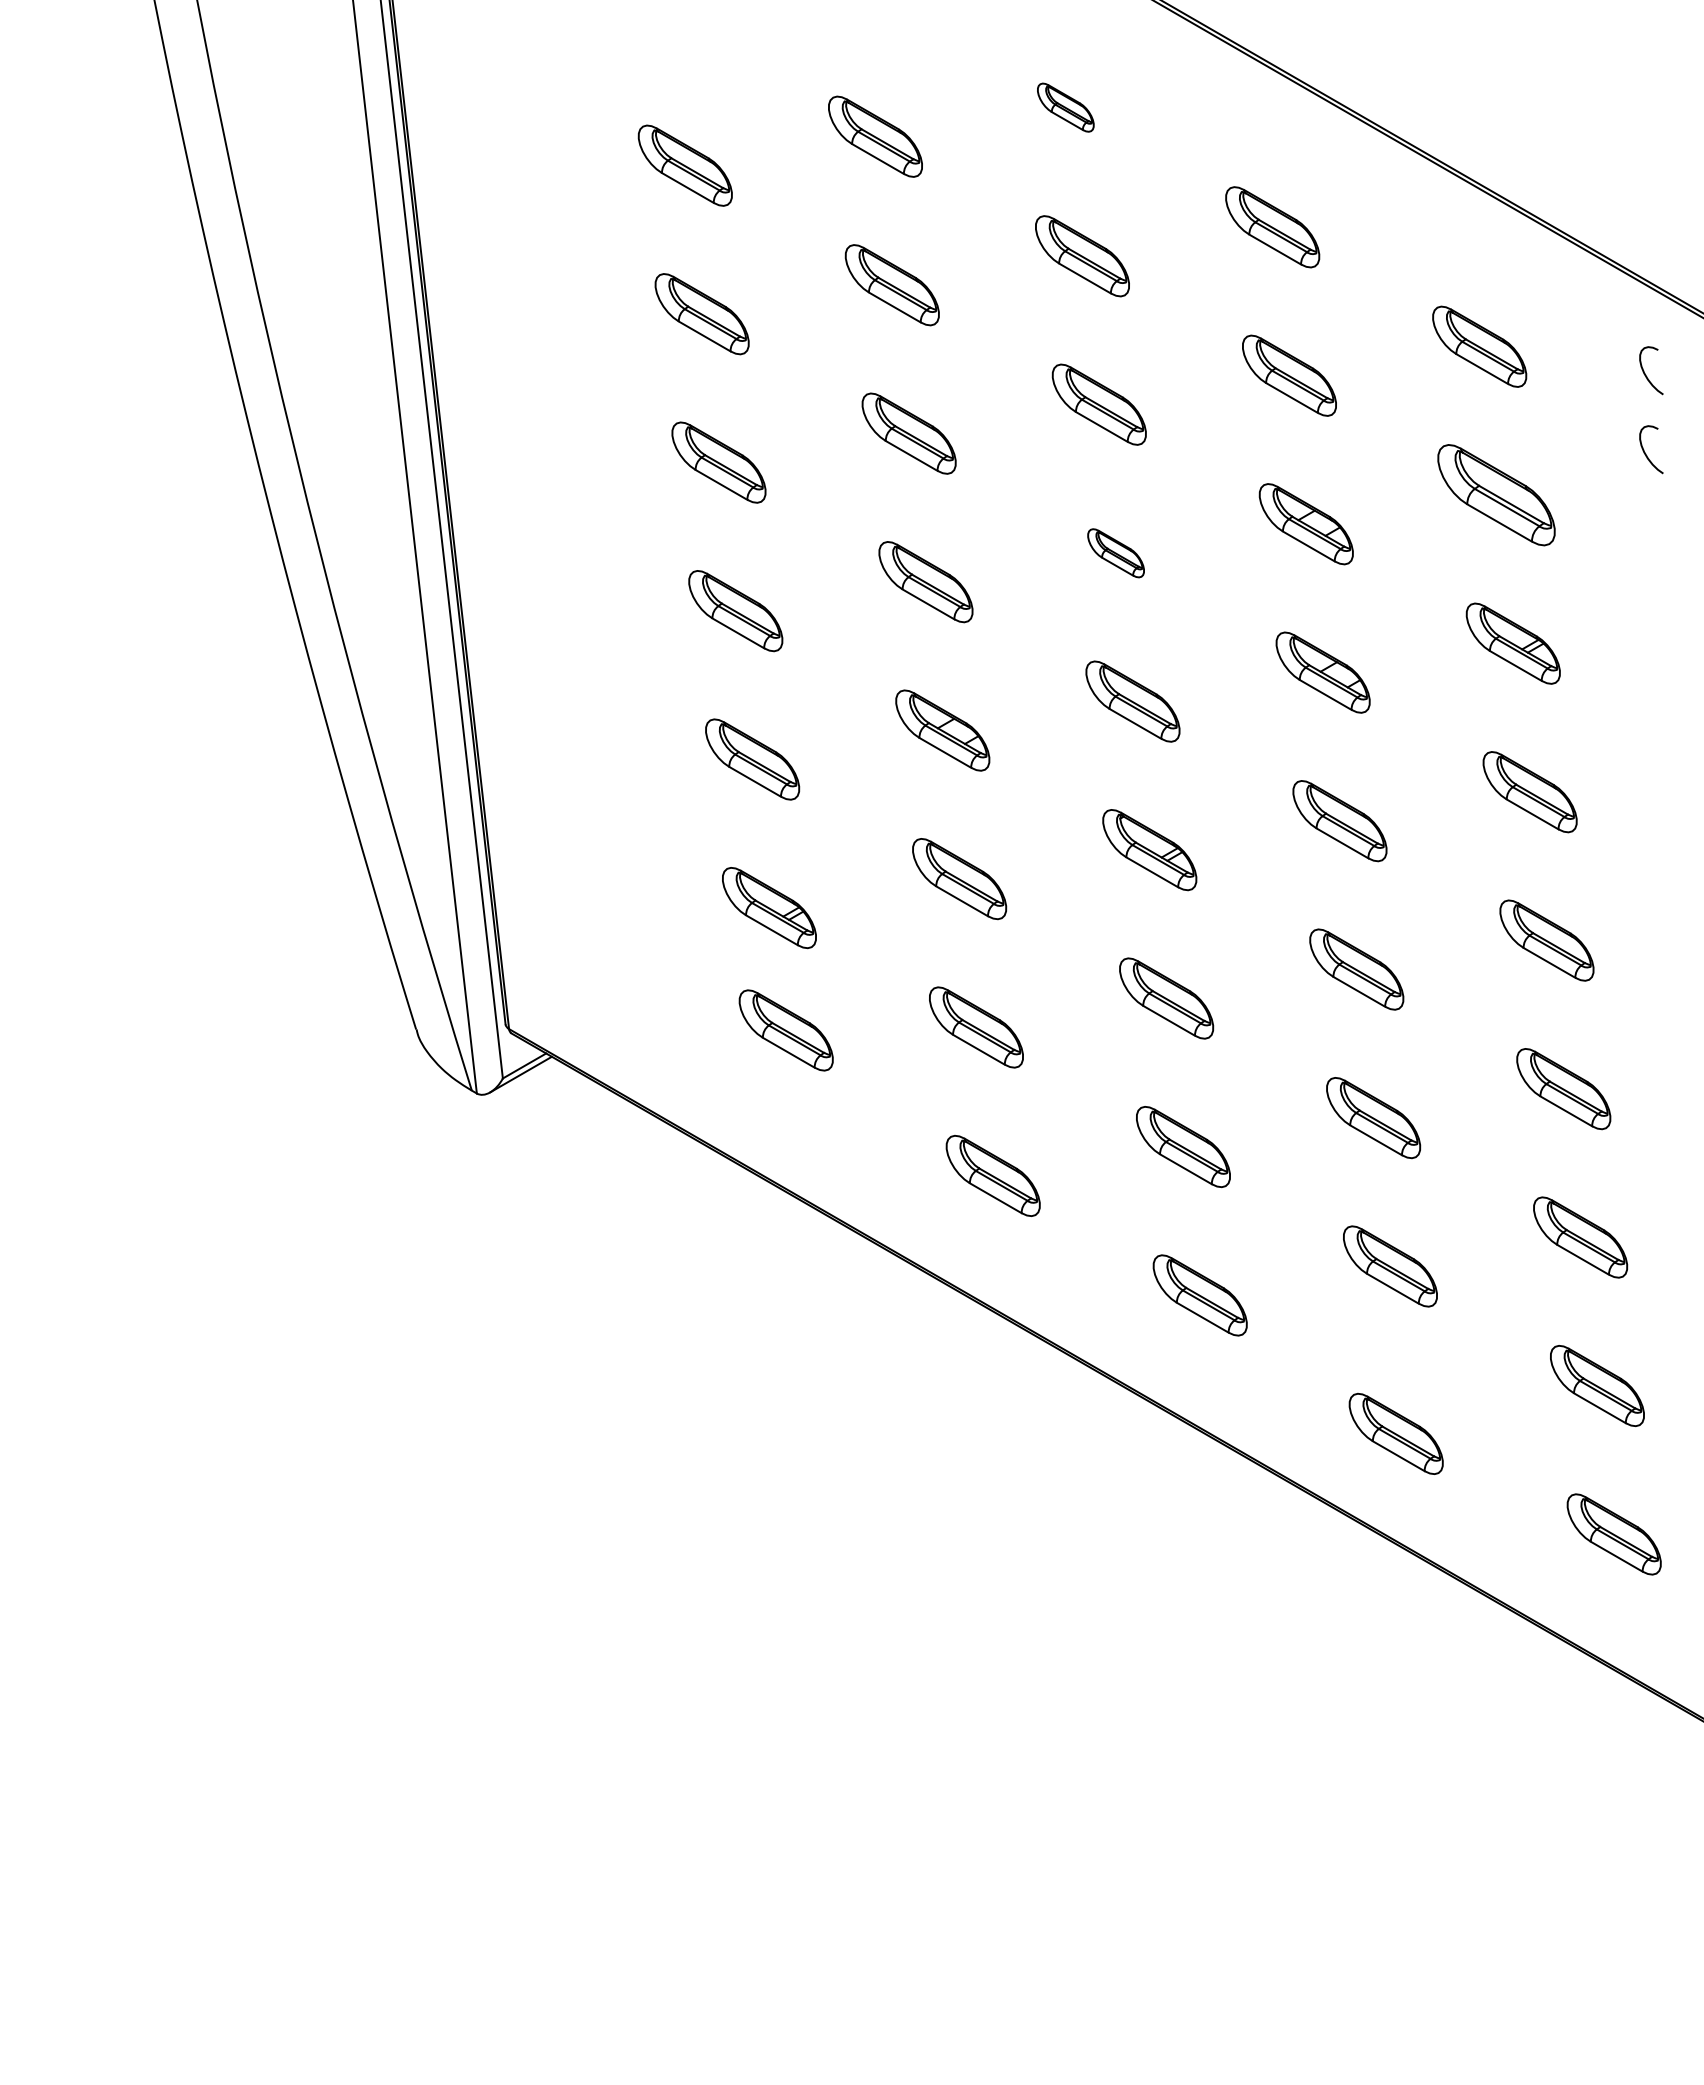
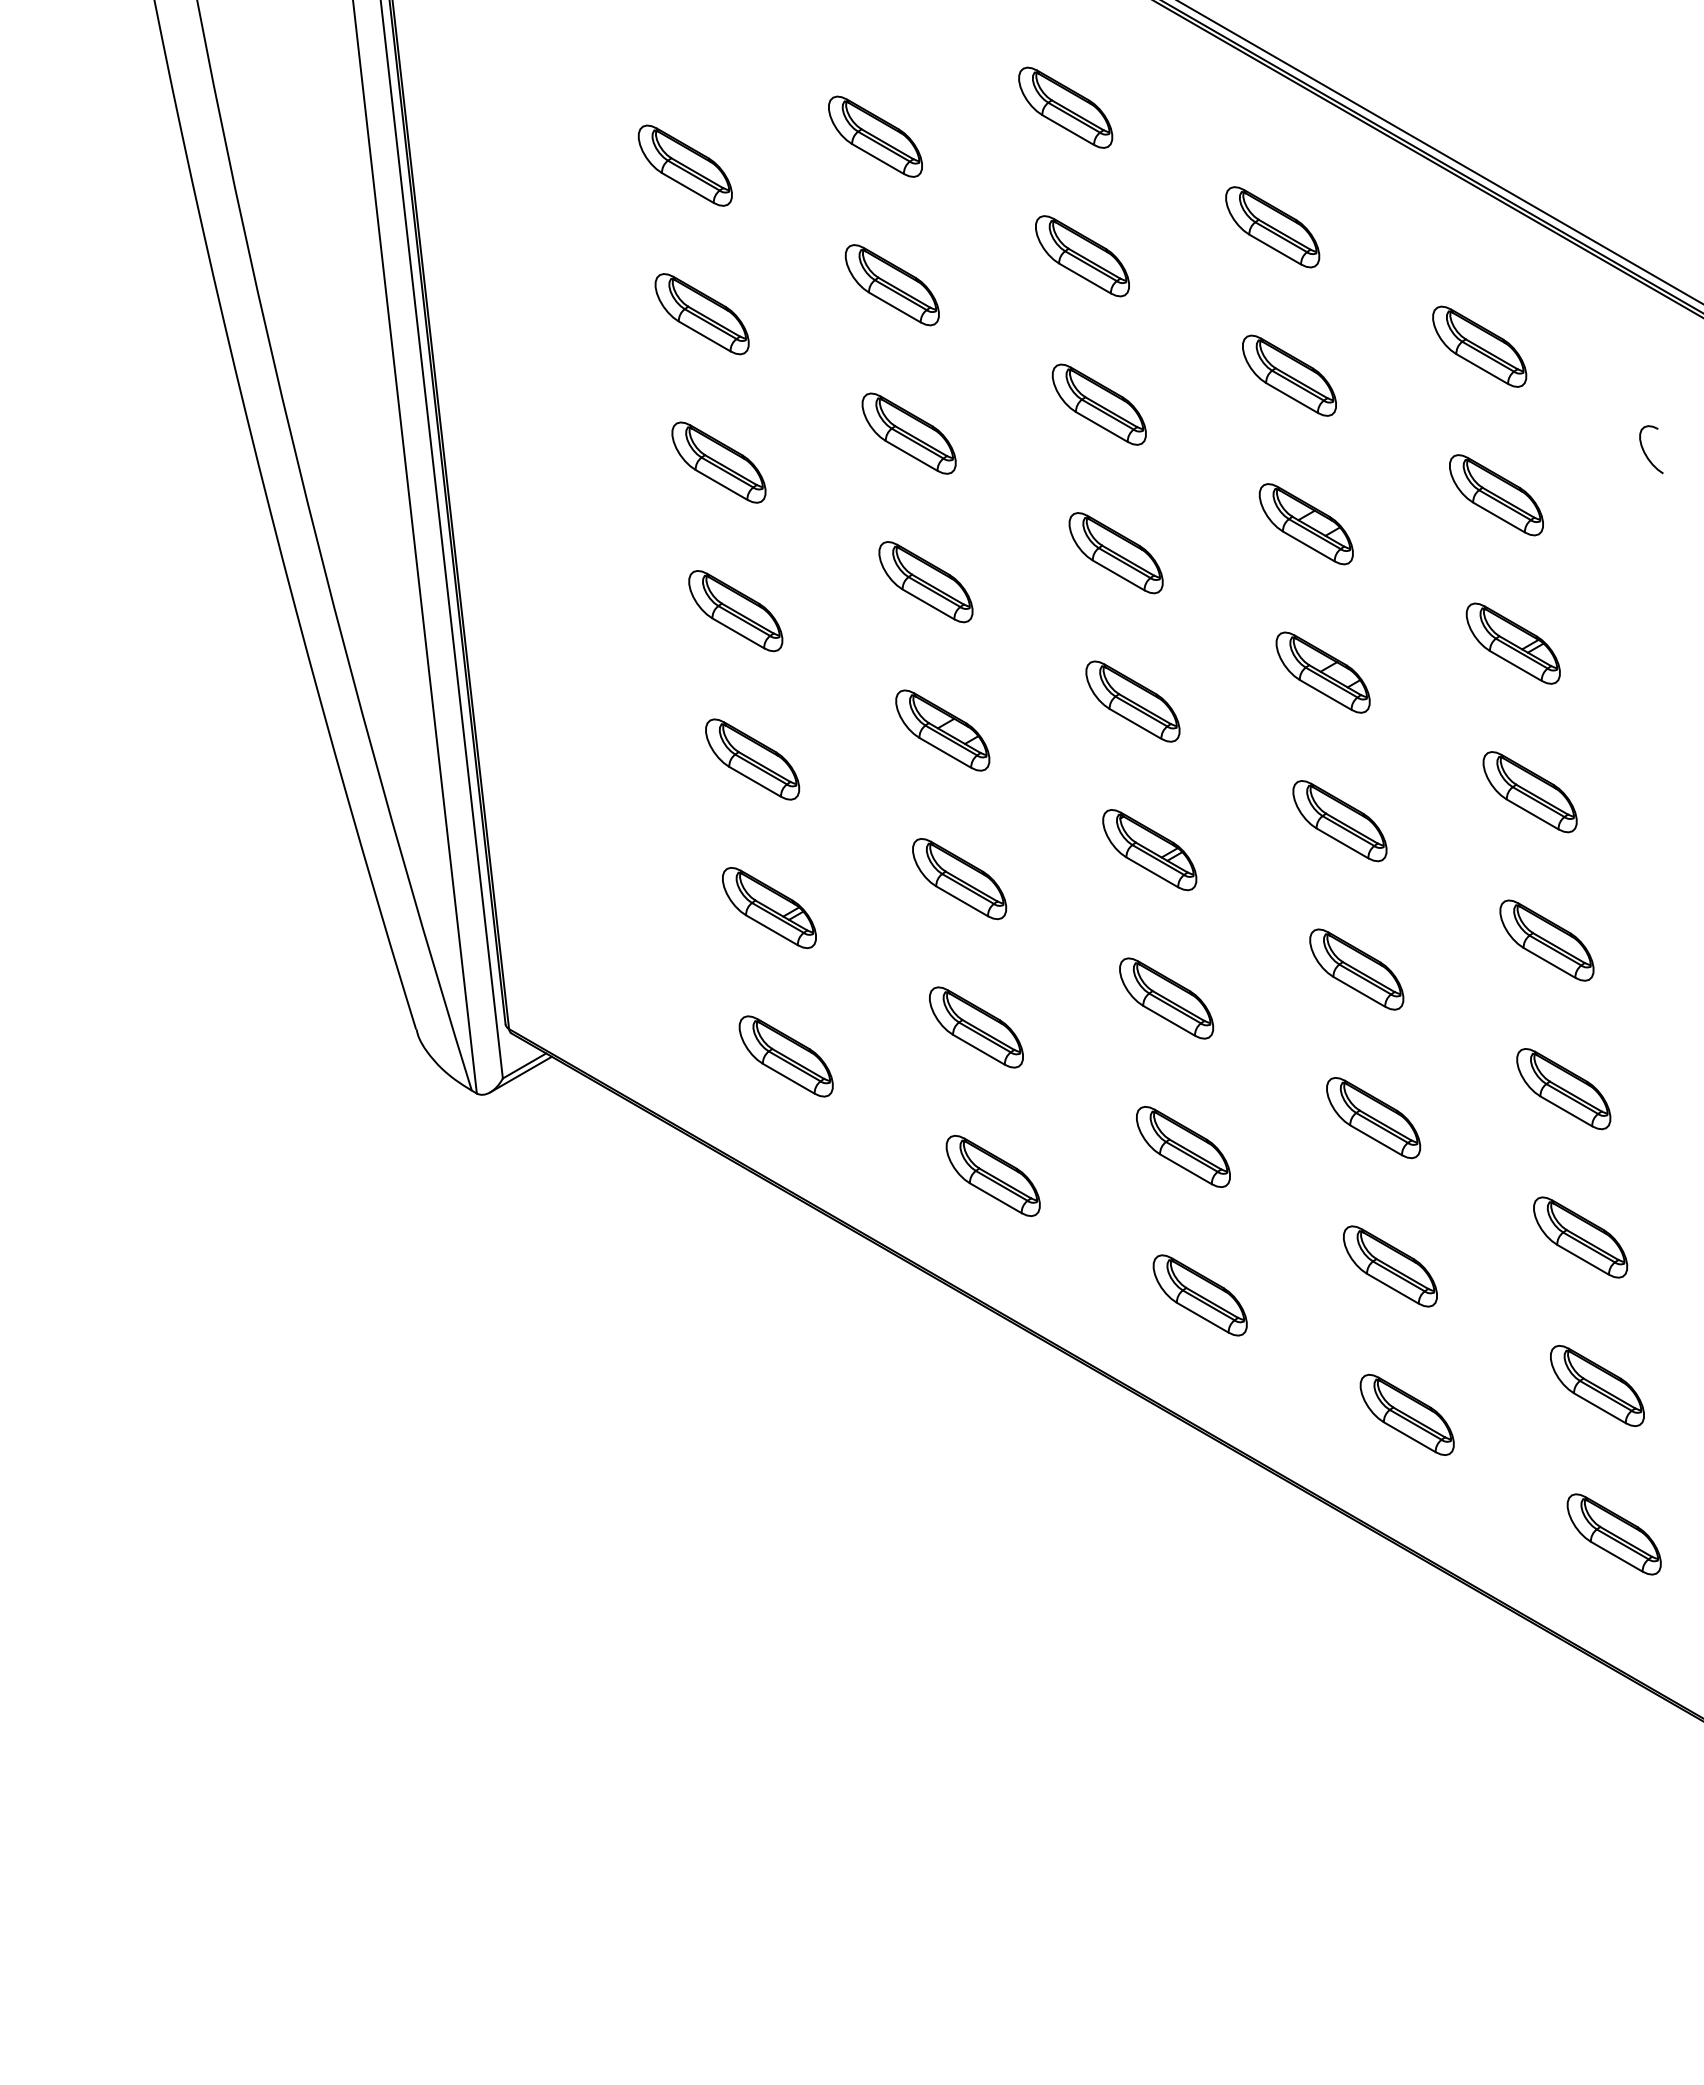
part size: 58x51 px -> 96x83 px (1065, 107)
line: none -> present (1440, 152)
curve: present -> none (1645, 373)
part size: 119x103 px -> 95x83 px (1496, 495)
part size: 58x51 px -> 96x83 px (1115, 553)
part position: (785, 1030) -> (785, 1056) (785, 1056)
part position: (1395, 1433) -> (1406, 1414) (1406, 1414)
